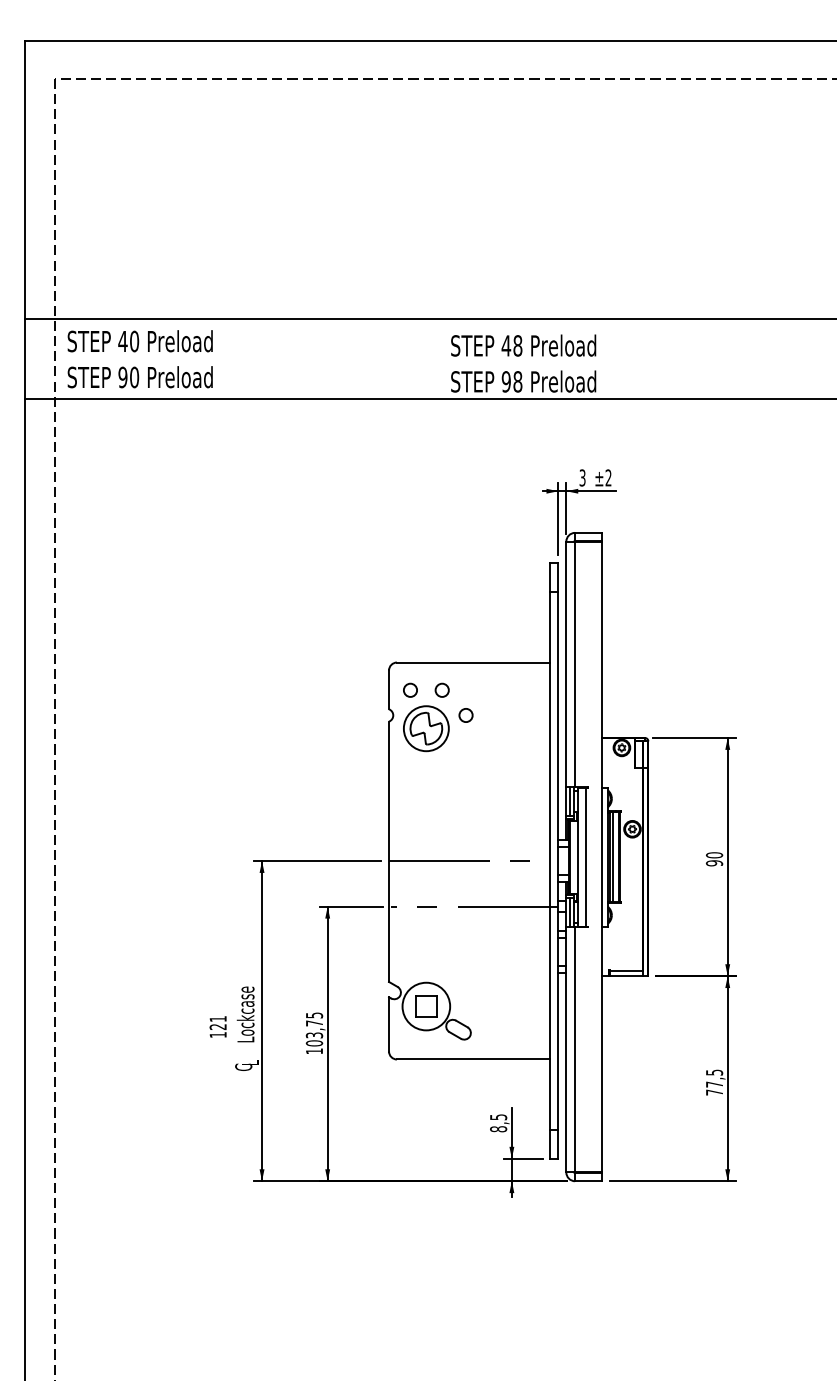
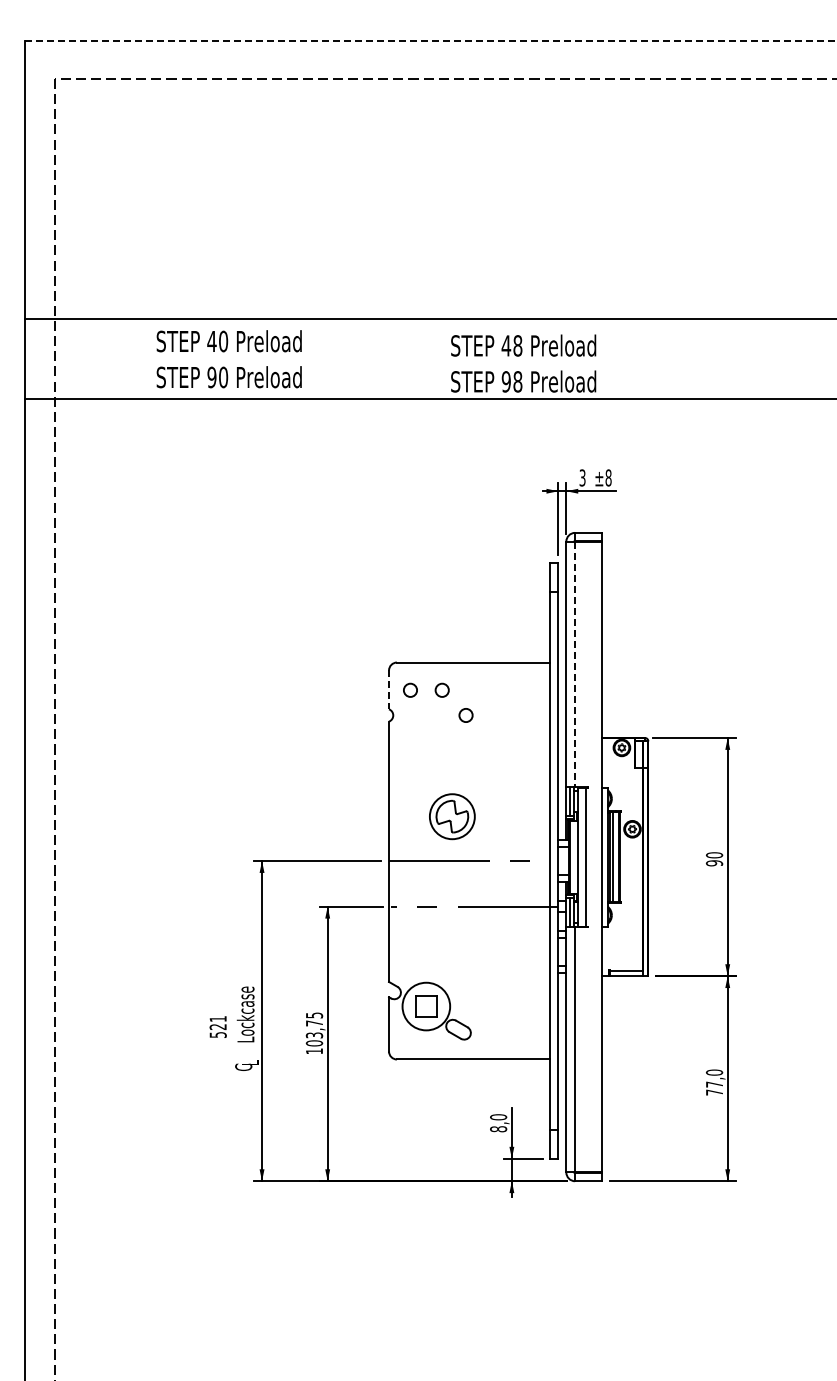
line: solid -> dashed (430, 41)
text position: (139, 359) -> (228, 359) (228, 359)
text: ±2 -> ±8 (608, 477)
line: solid -> dashed (575, 664)
line: solid -> dashed (389, 690)
part position: (426, 728) -> (452, 816) (452, 816)
text: 121 -> 521 (217, 1034)
text: 77,5 -> 77,0 (714, 1072)
text: 8,5 -> 8,0 (498, 1117)
